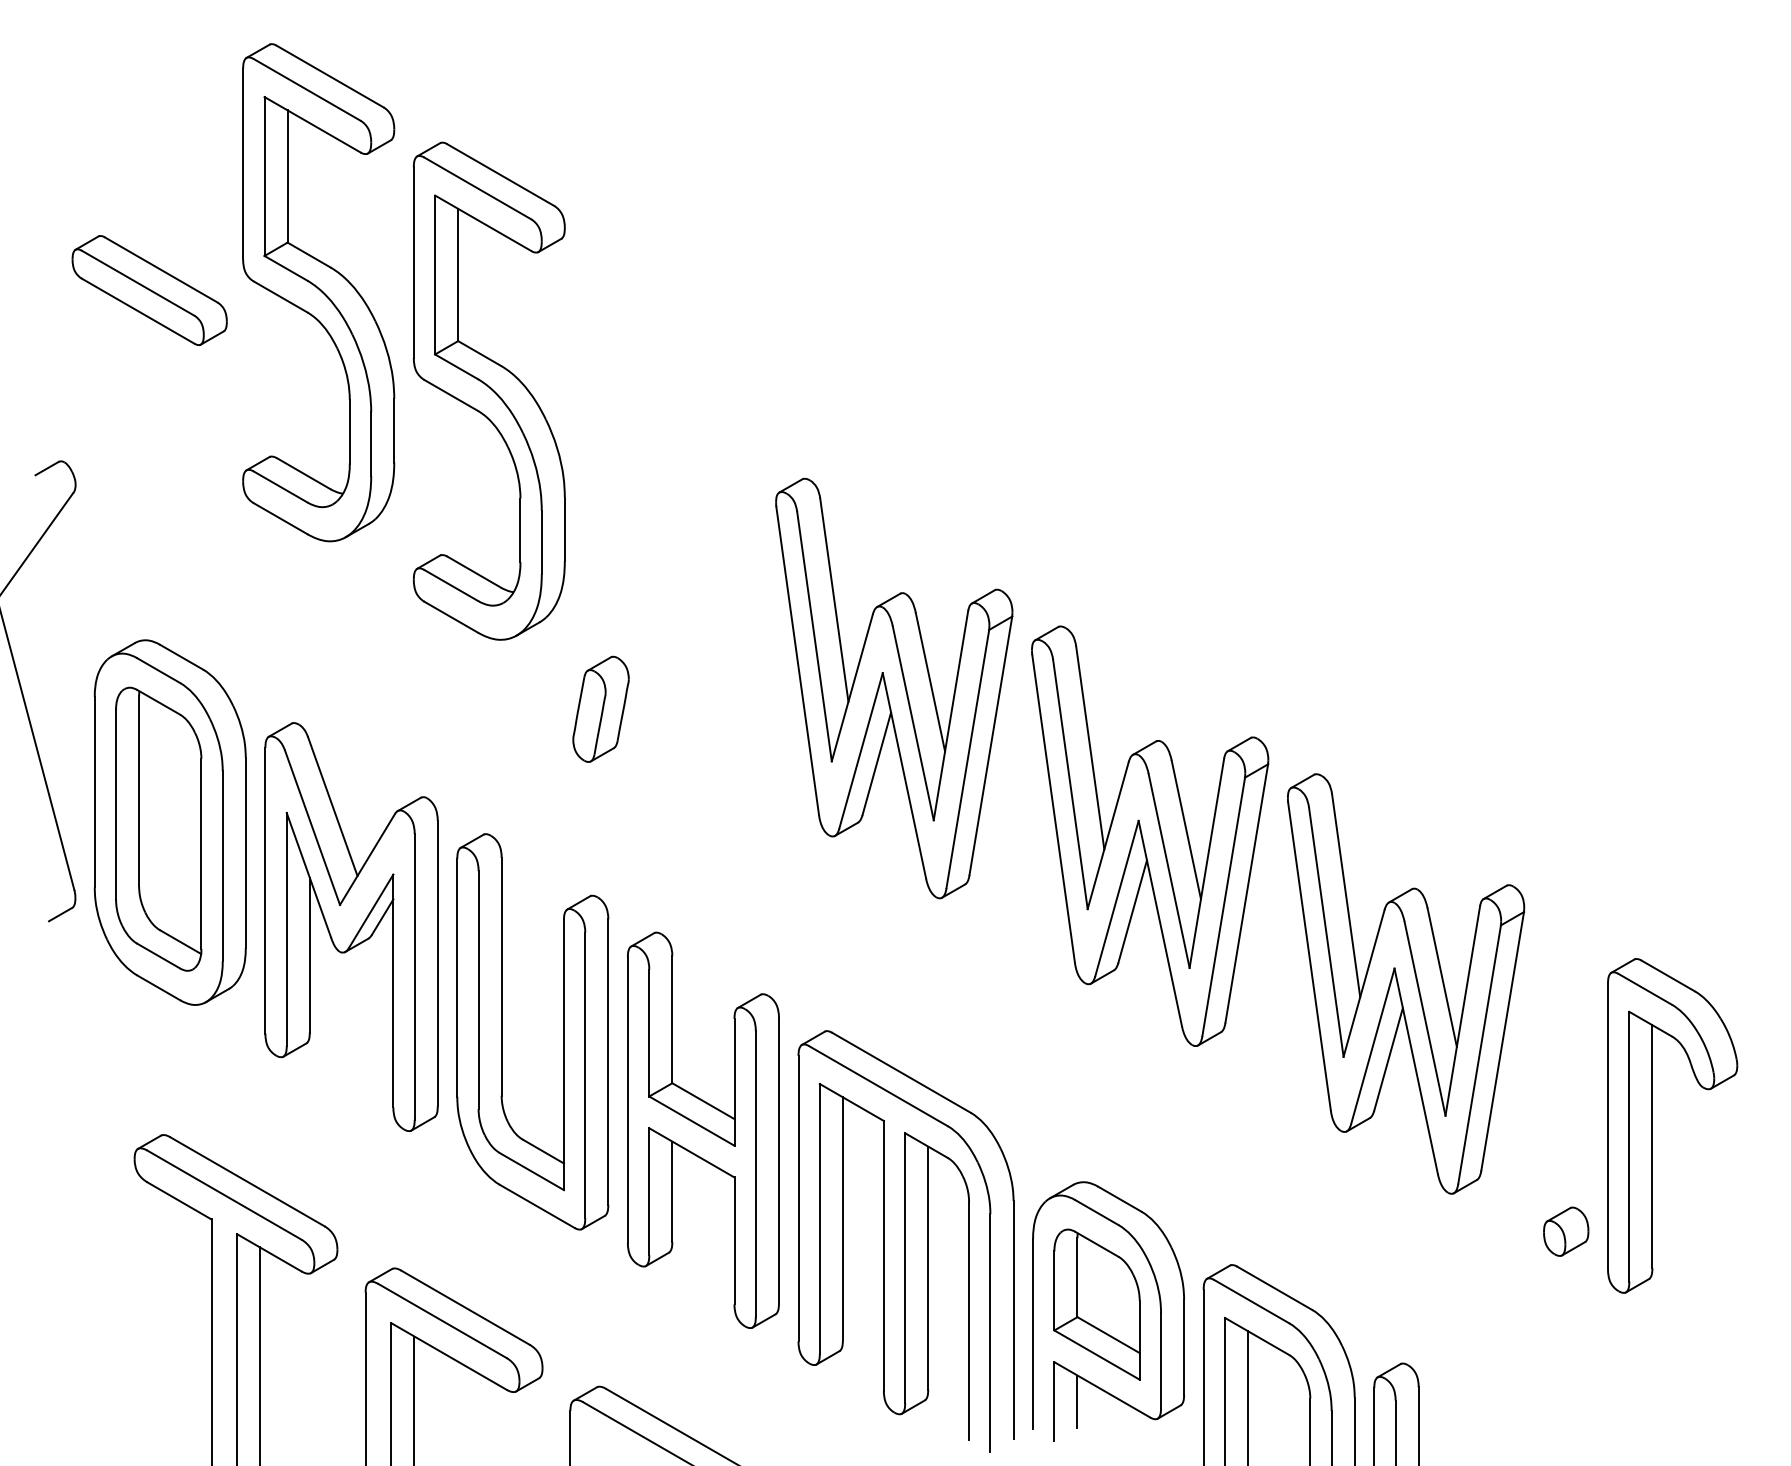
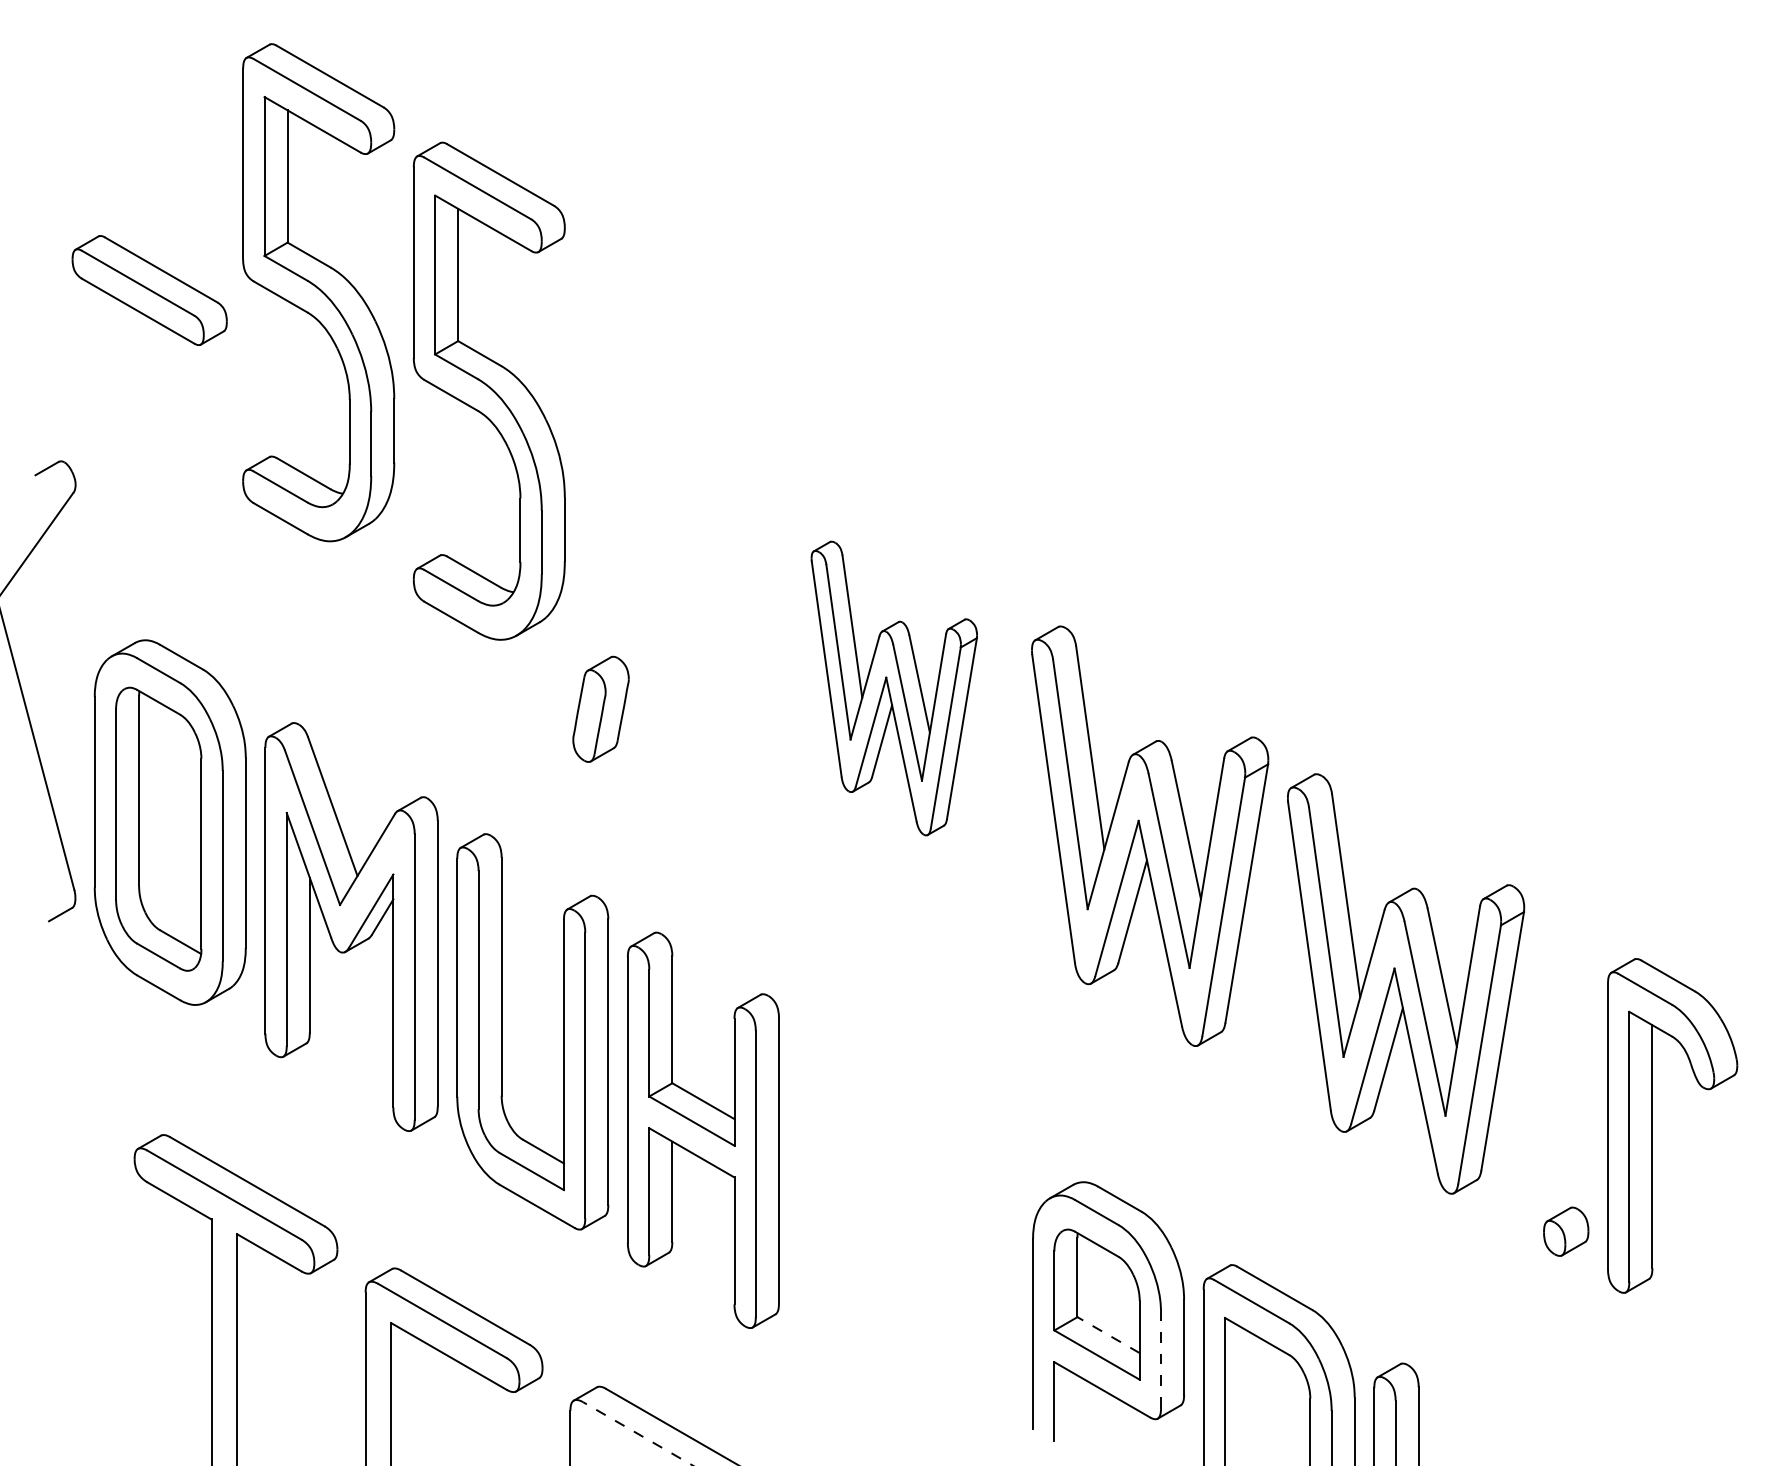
part size: 239x423 px -> 168x297 px (893, 688)
part: present -> none (905, 1241)
line: solid -> dashed (1108, 1335)
line: present -> none (260, 1354)
line: solid -> dashed (1161, 1359)
line: present -> none (1248, 1396)
line: present -> none (414, 1399)
line: present -> none (1077, 1401)
line: solid -> dashed (638, 1434)
